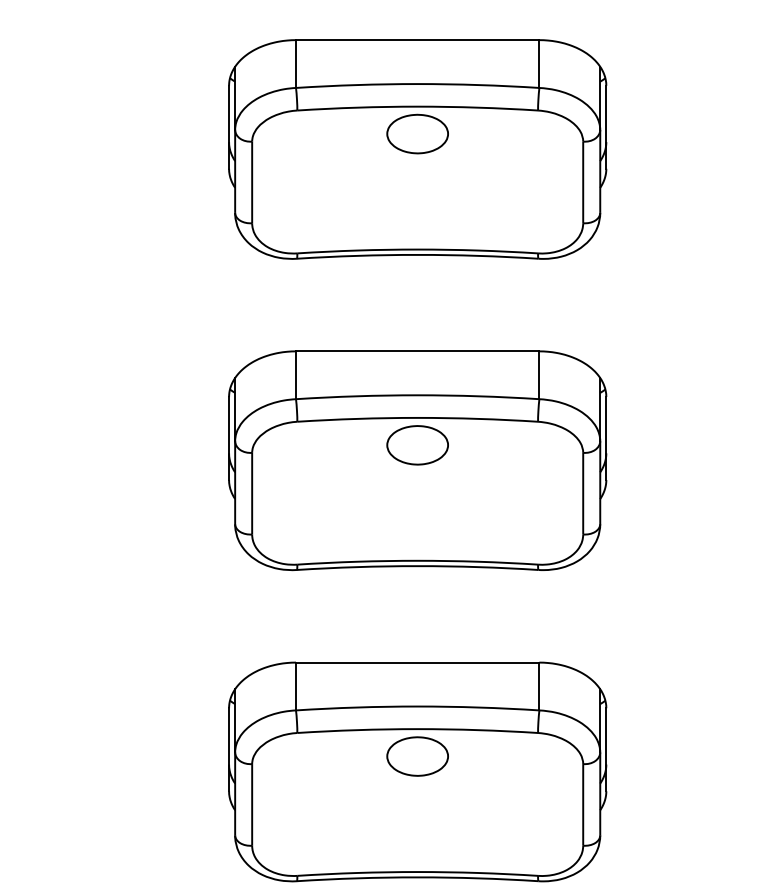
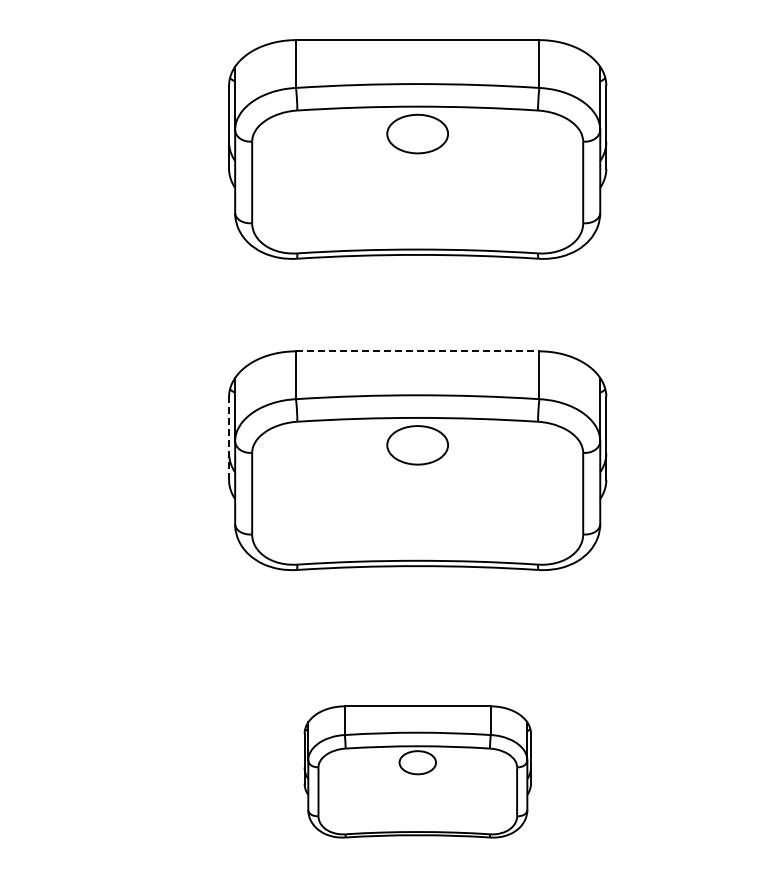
line: solid -> dashed (417, 351)
line: solid -> dashed (229, 438)
part size: 380x222 px -> 229x134 px (417, 771)
